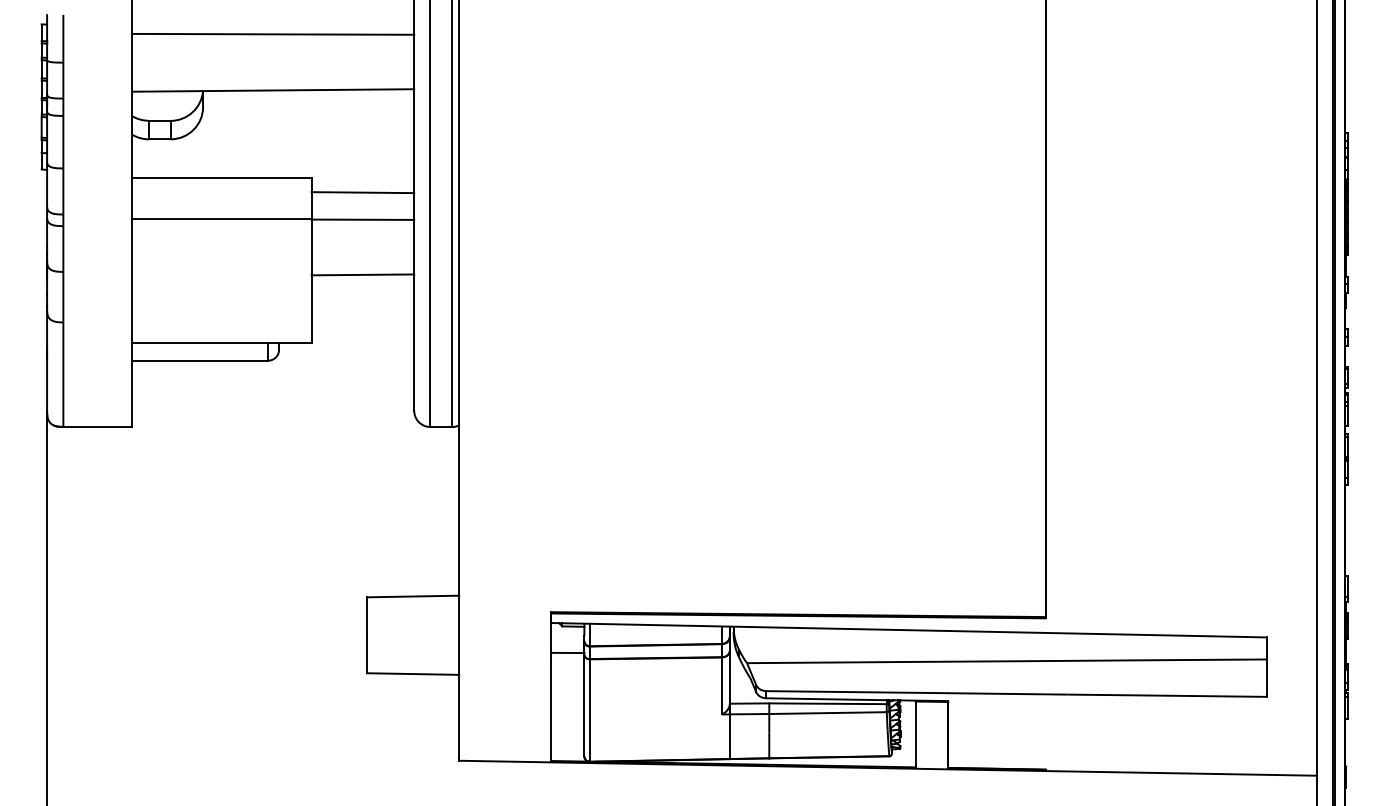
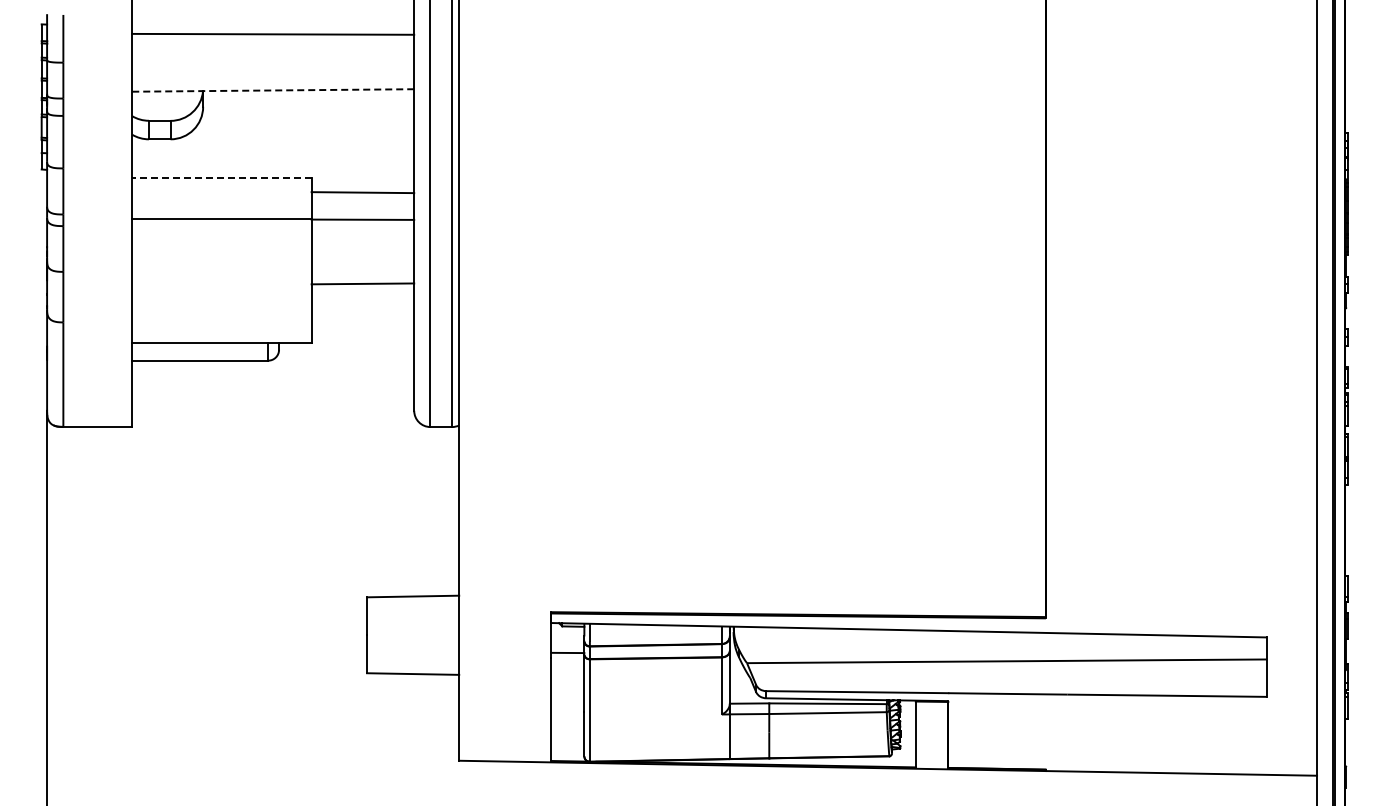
line: solid -> dashed (273, 90)
line: solid -> dashed (221, 178)
line position: (362, 274) -> (362, 283) (362, 283)
